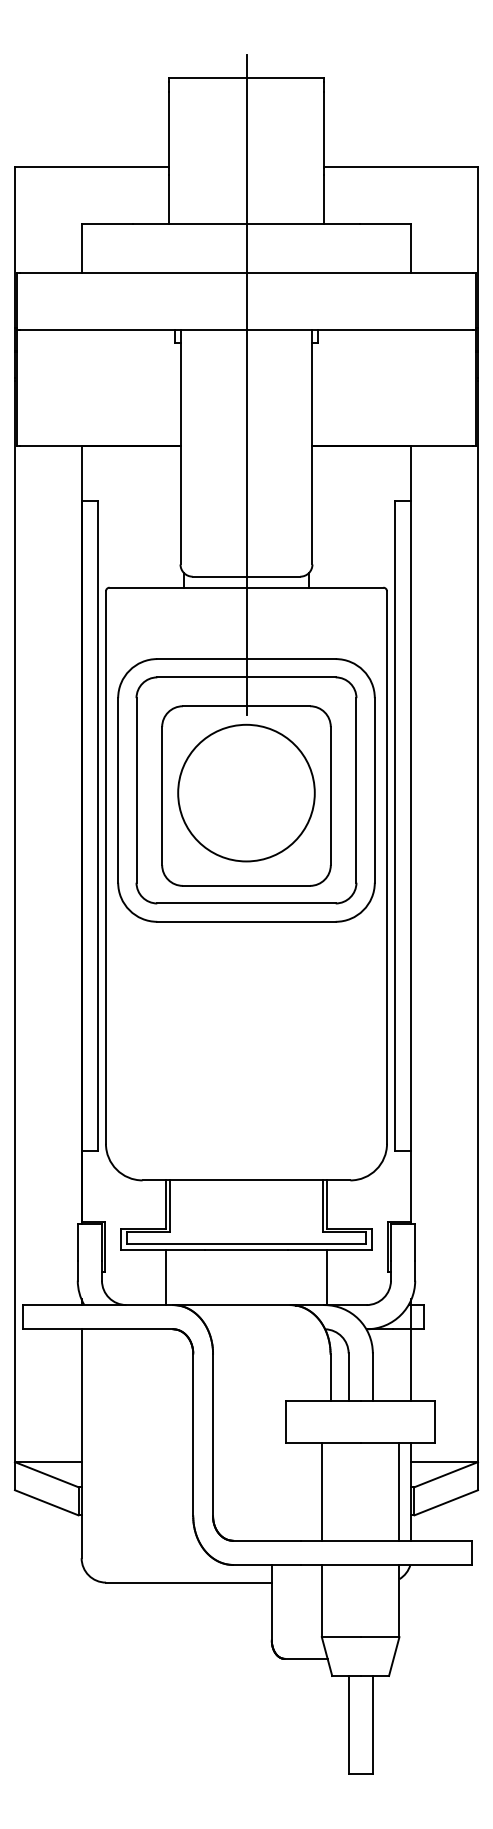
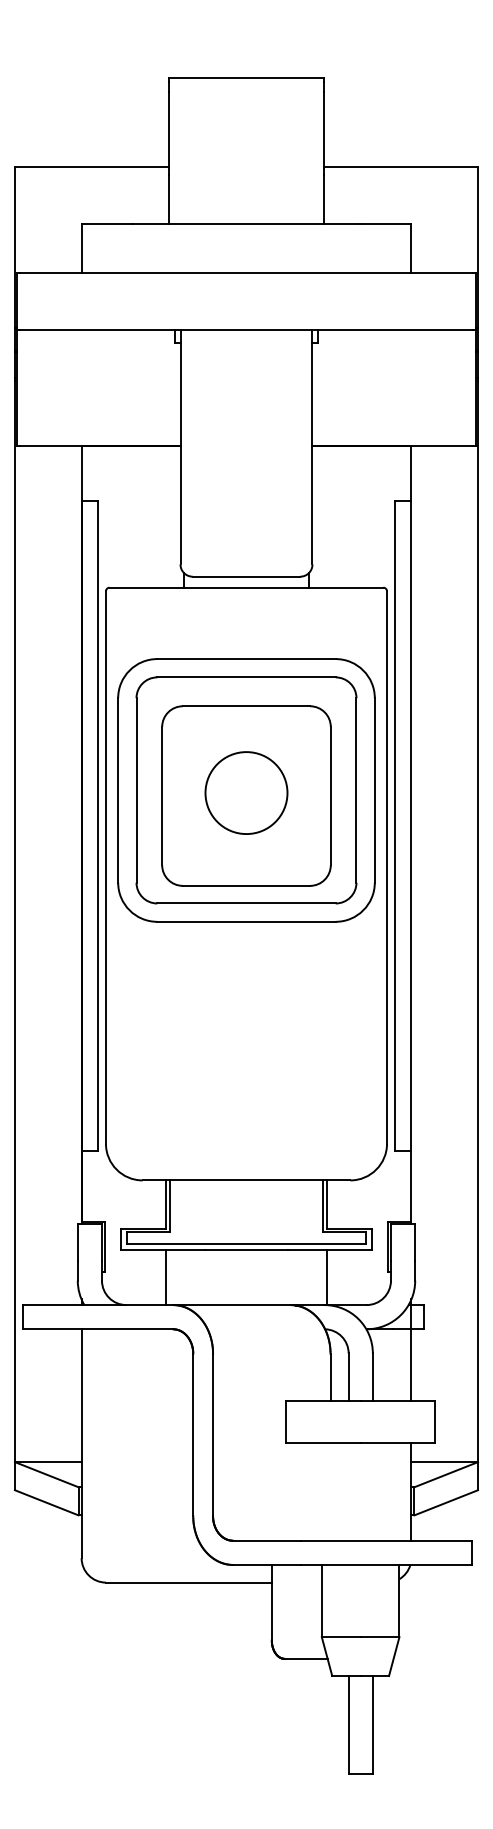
line: present -> none (246, 384)
circle size: 139x140 px -> 85x84 px (246, 792)
line: present -> none (321, 1491)
line: present -> none (399, 1491)
